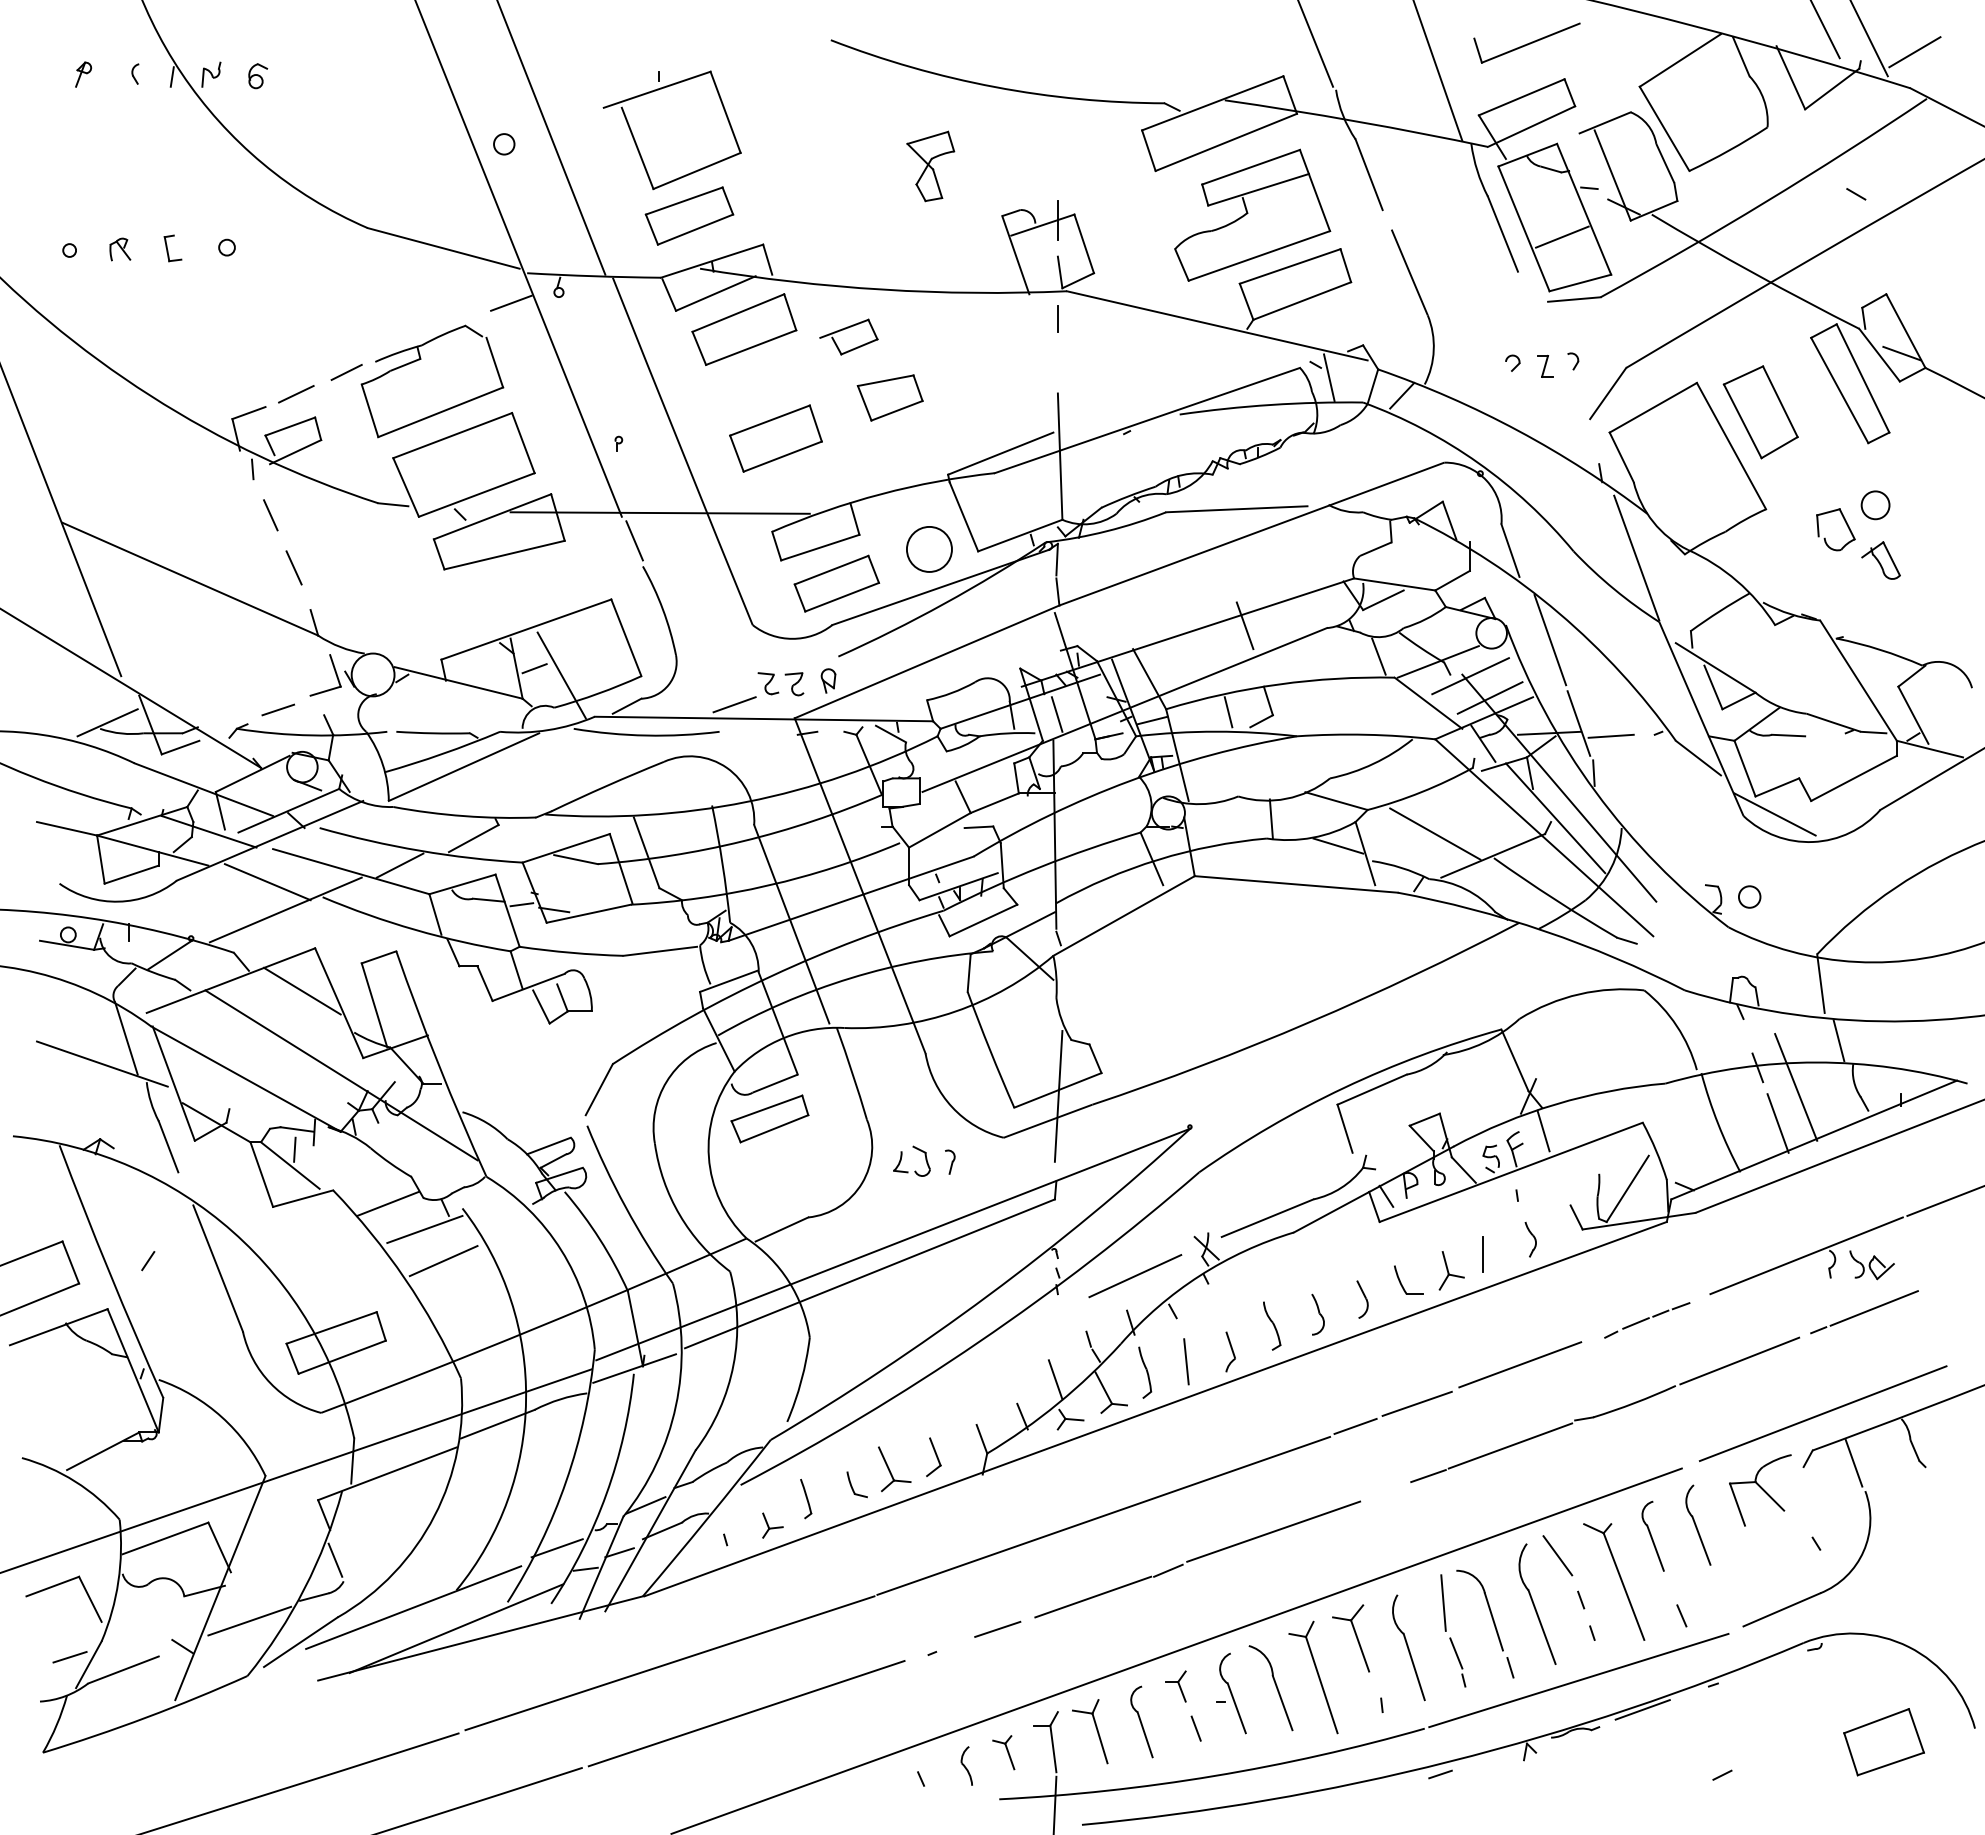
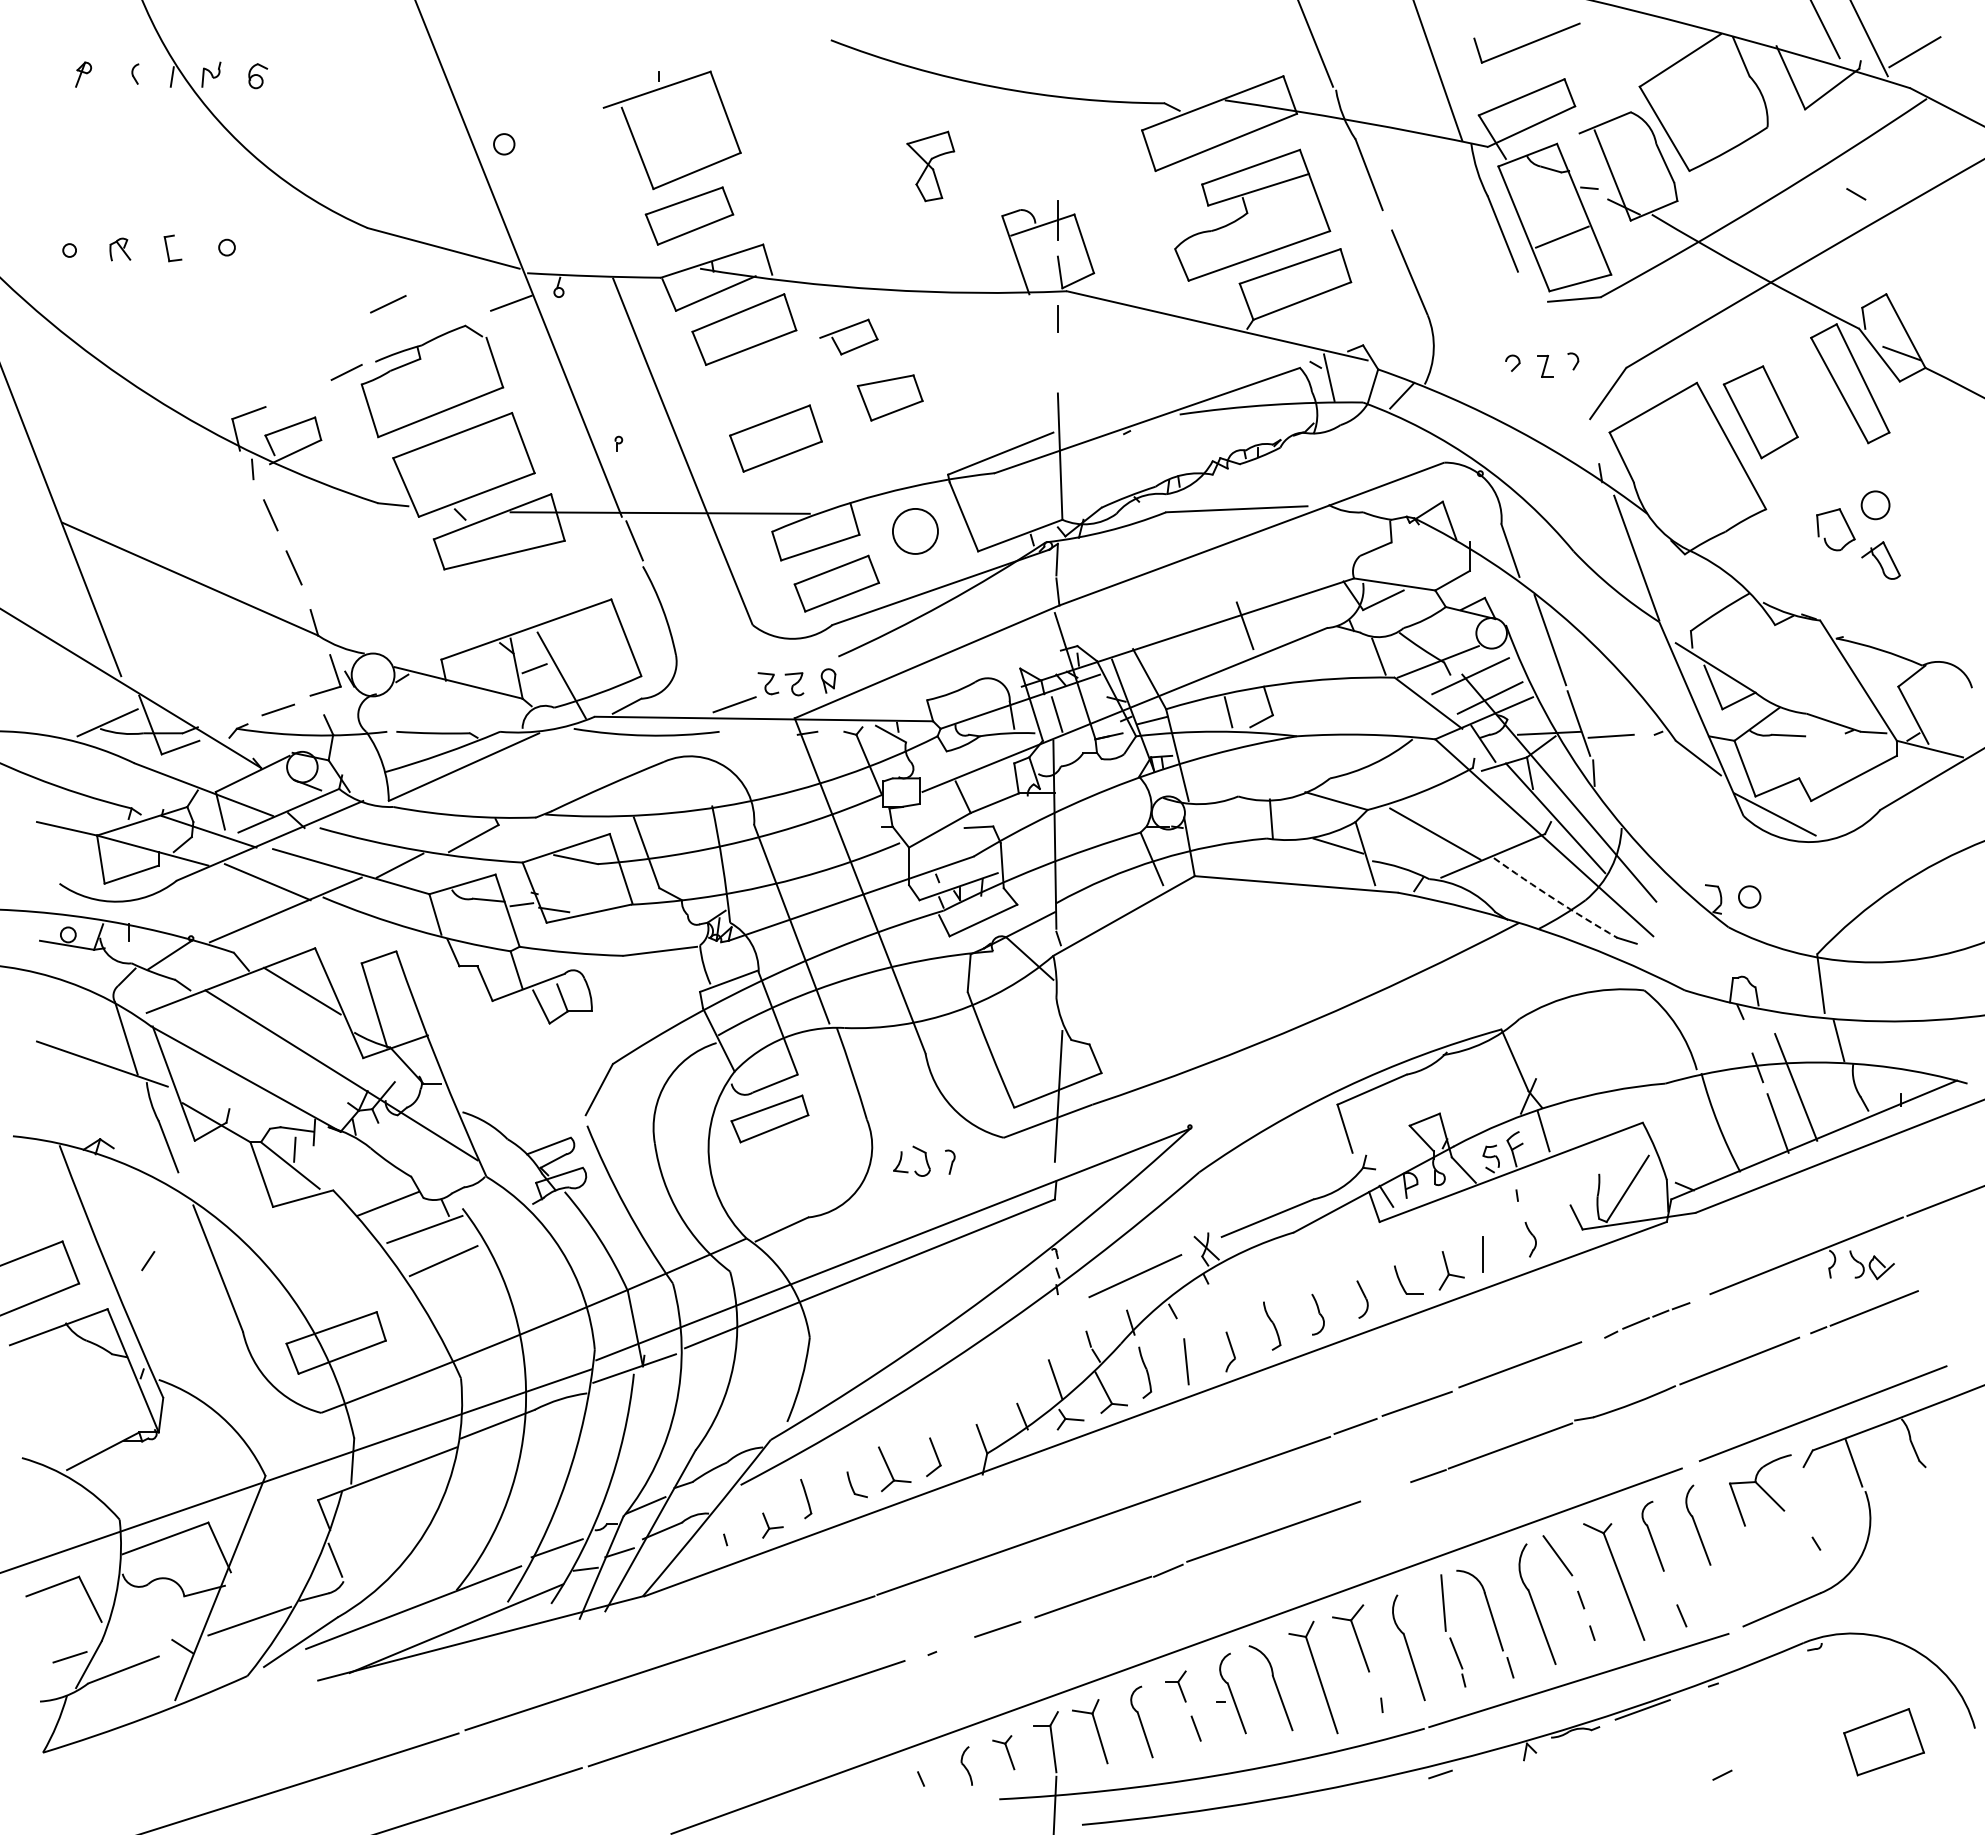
line: present -> none (551, 138)
line position: (296, 394) -> (388, 304) (388, 304)
circle position: (929, 549) -> (915, 531) (915, 531)
arc: solid -> dashed (1554, 899)
